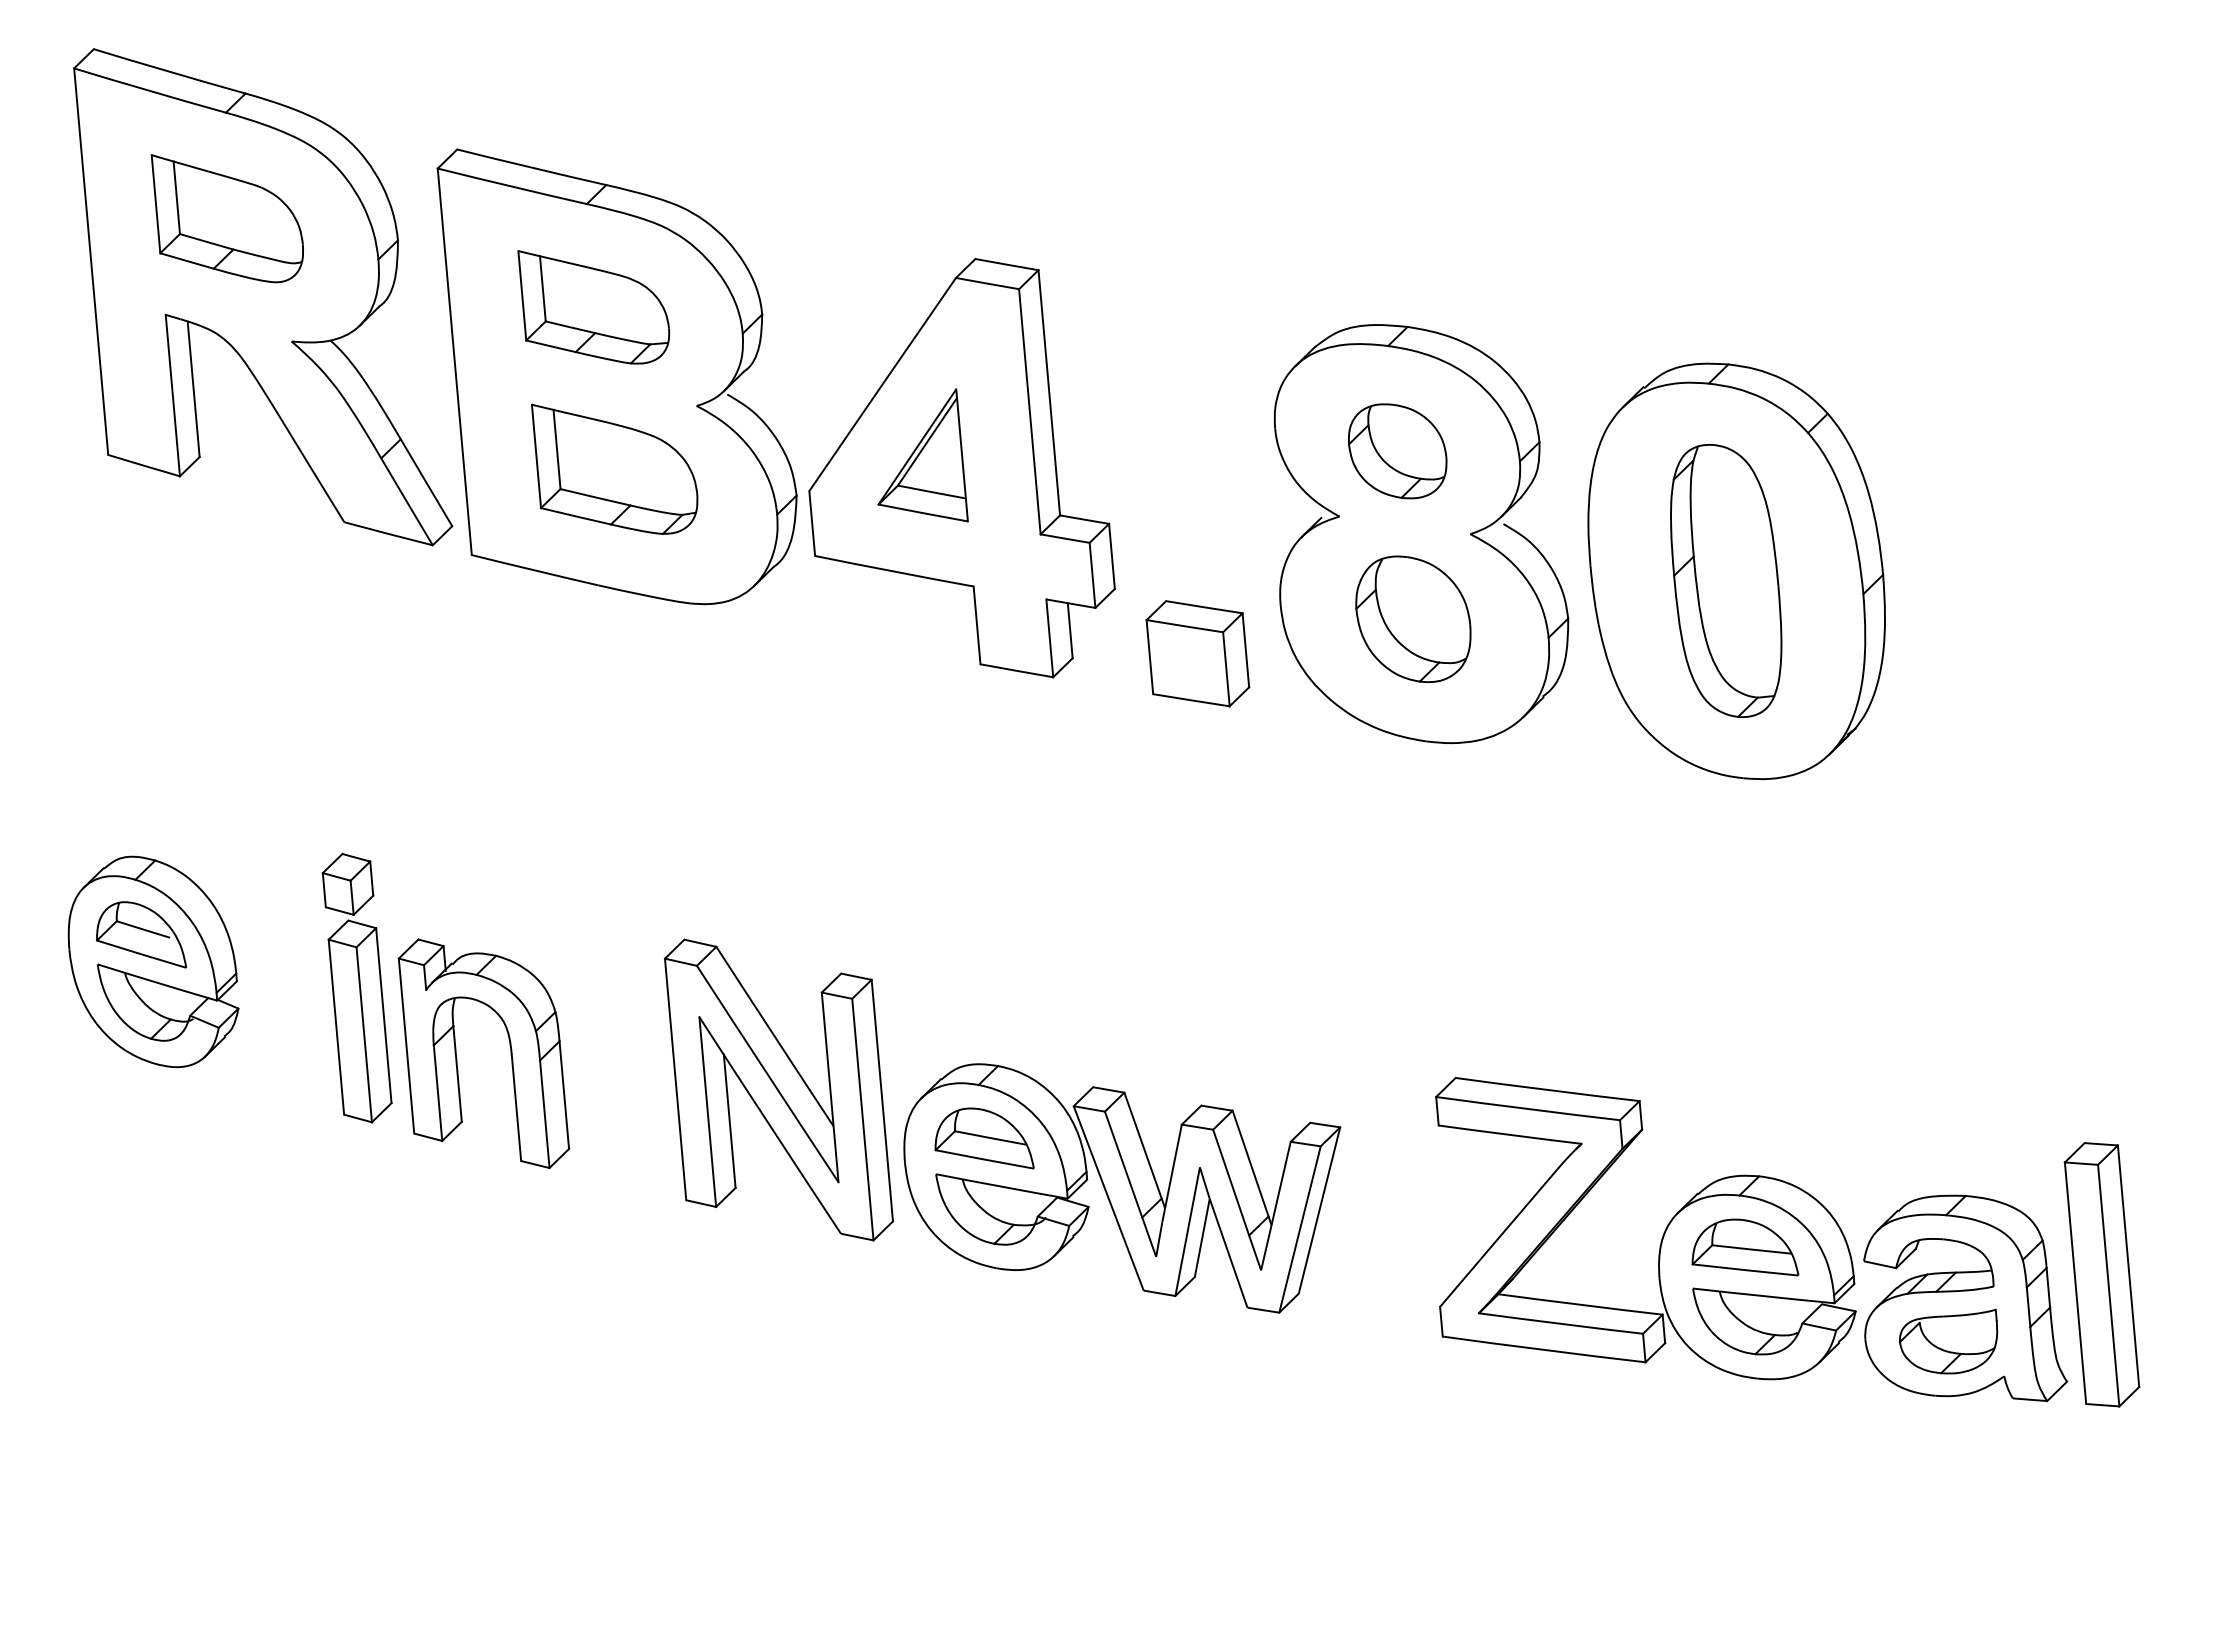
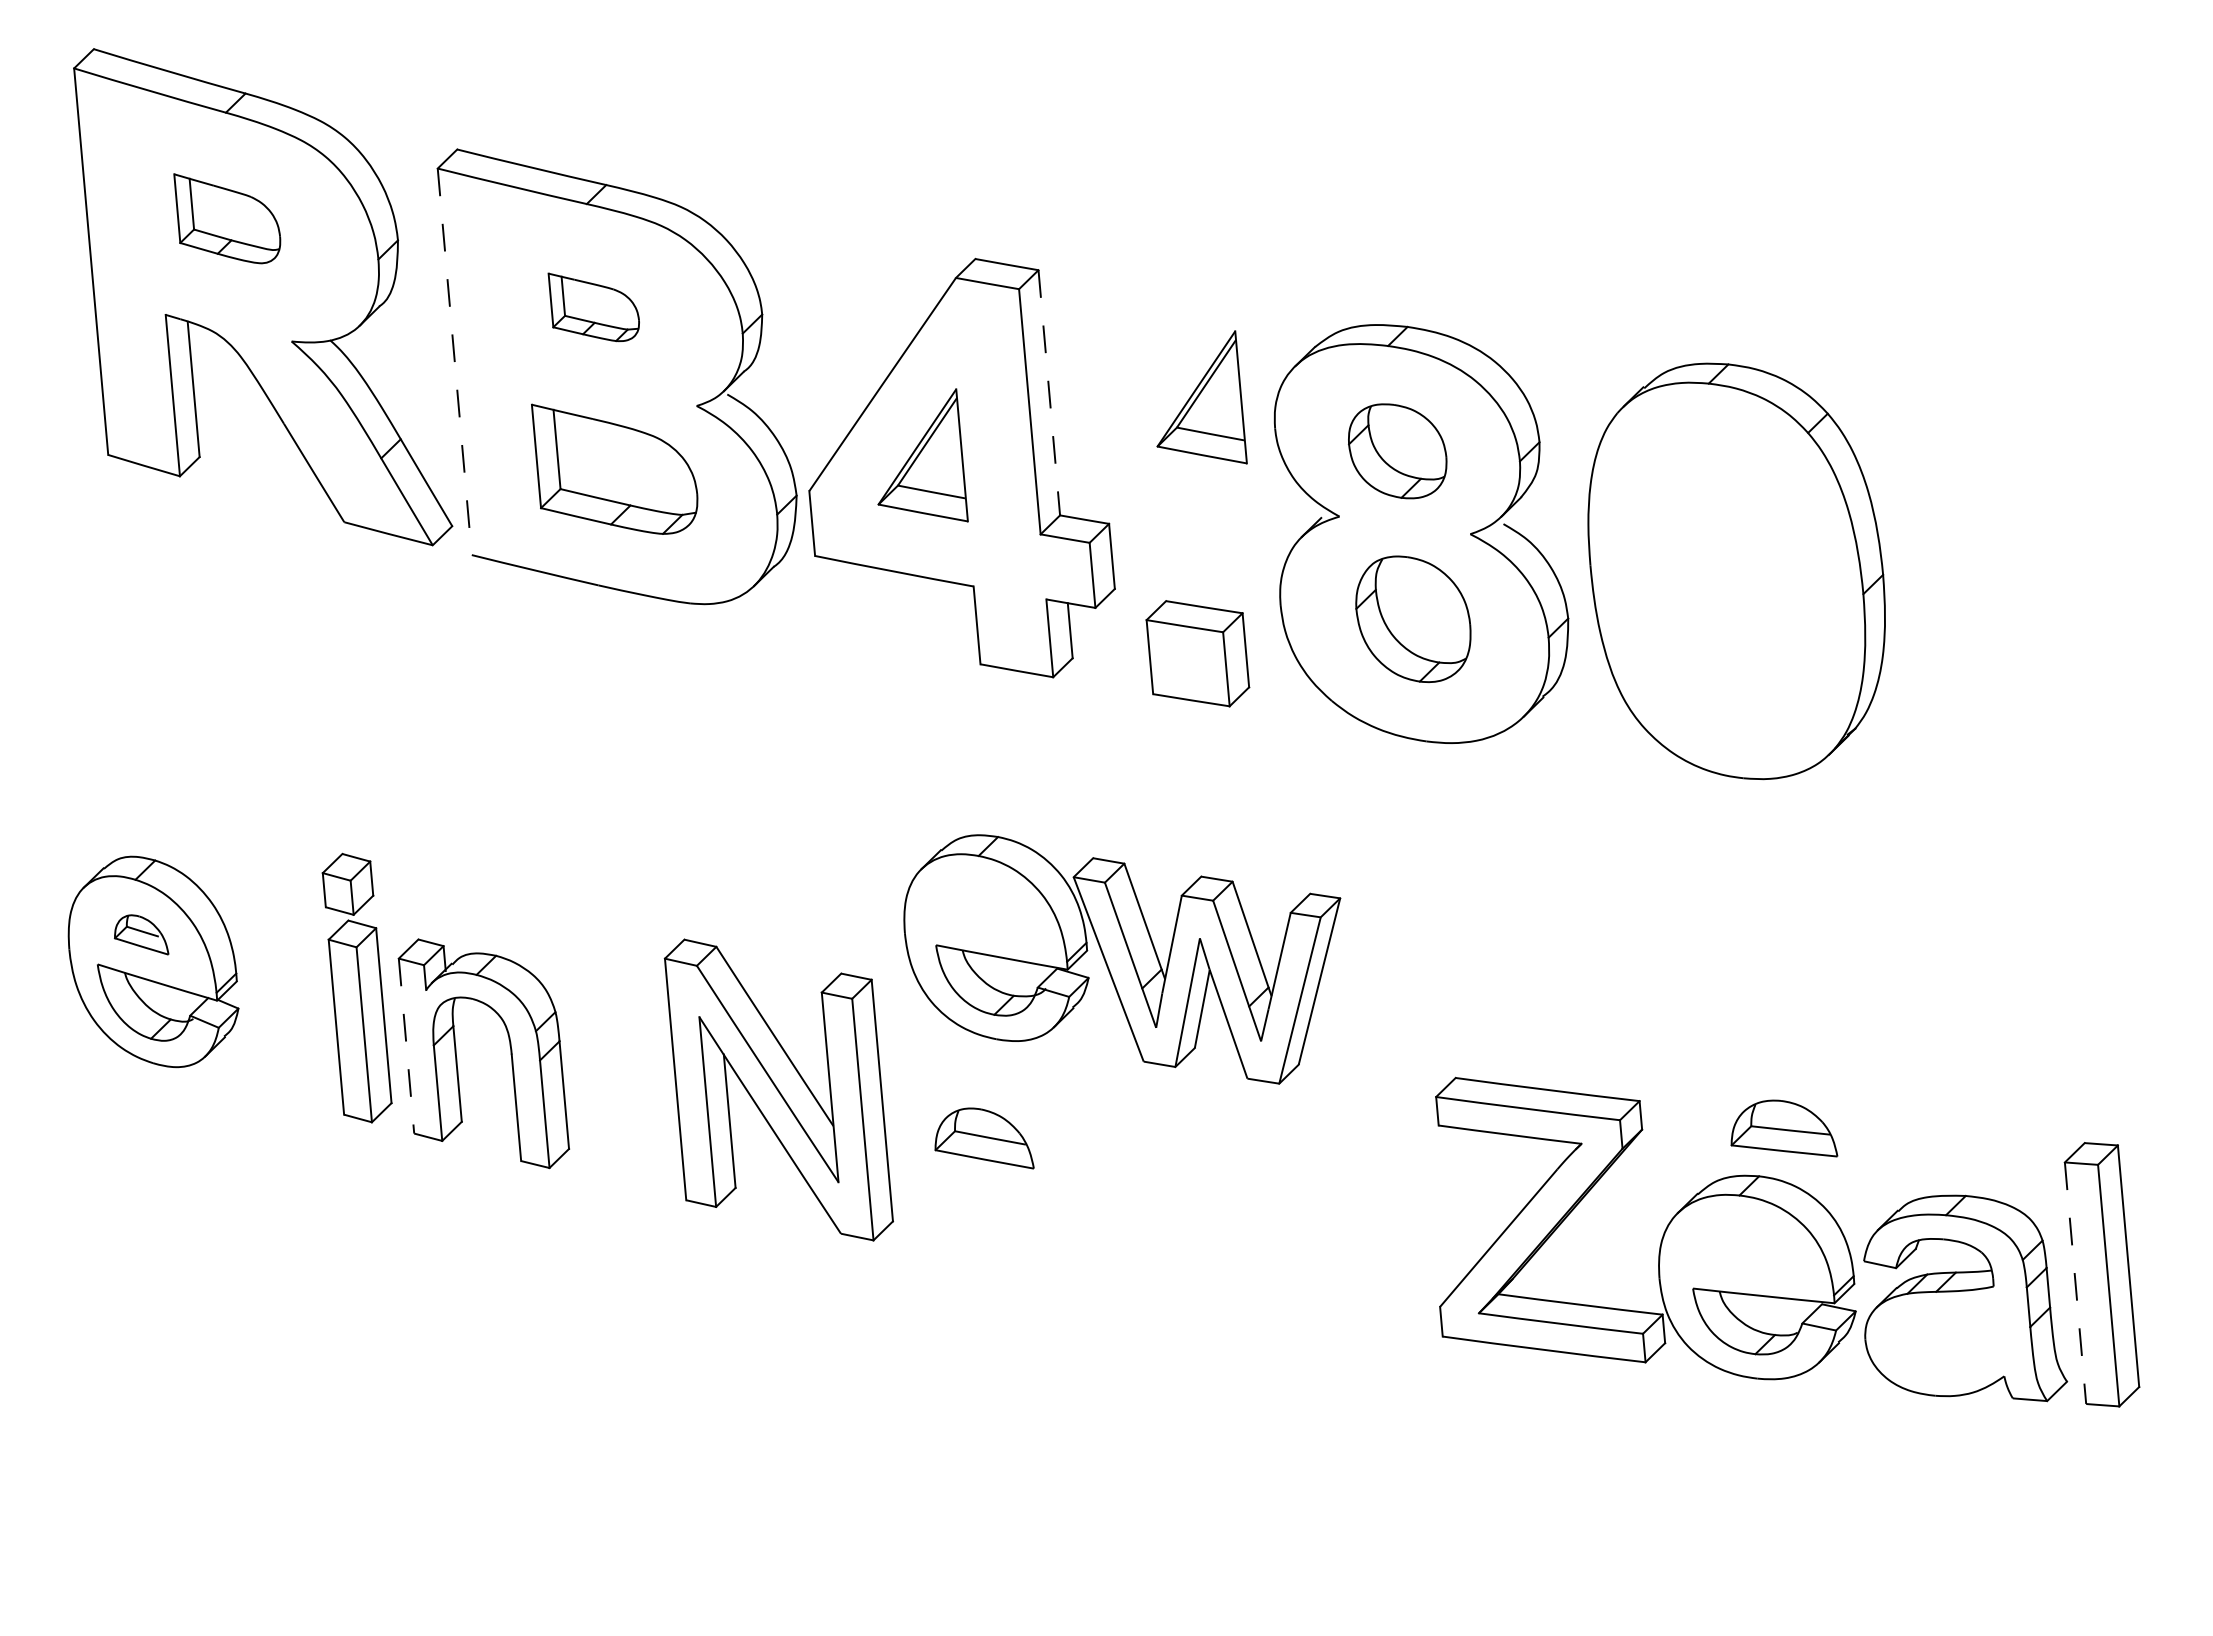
part size: 154x130 px -> 109x92 px (227, 218)
part size: 154x115 px -> 93x71 px (593, 307)
line: solid -> dashed (454, 362)
line: solid -> dashed (1049, 393)
part: none -> present (1201, 397)
part: present -> none (1726, 580)
part size: 92x68 px -> 56x42 px (141, 934)
line: solid -> dashed (406, 1046)
part position: (1122, 1188) -> (1122, 959) (1122, 959)
part position: (1745, 1247) -> (1784, 1128) (1784, 1128)
line: solid -> dashed (2075, 1283)
part: present -> none (1948, 1341)
